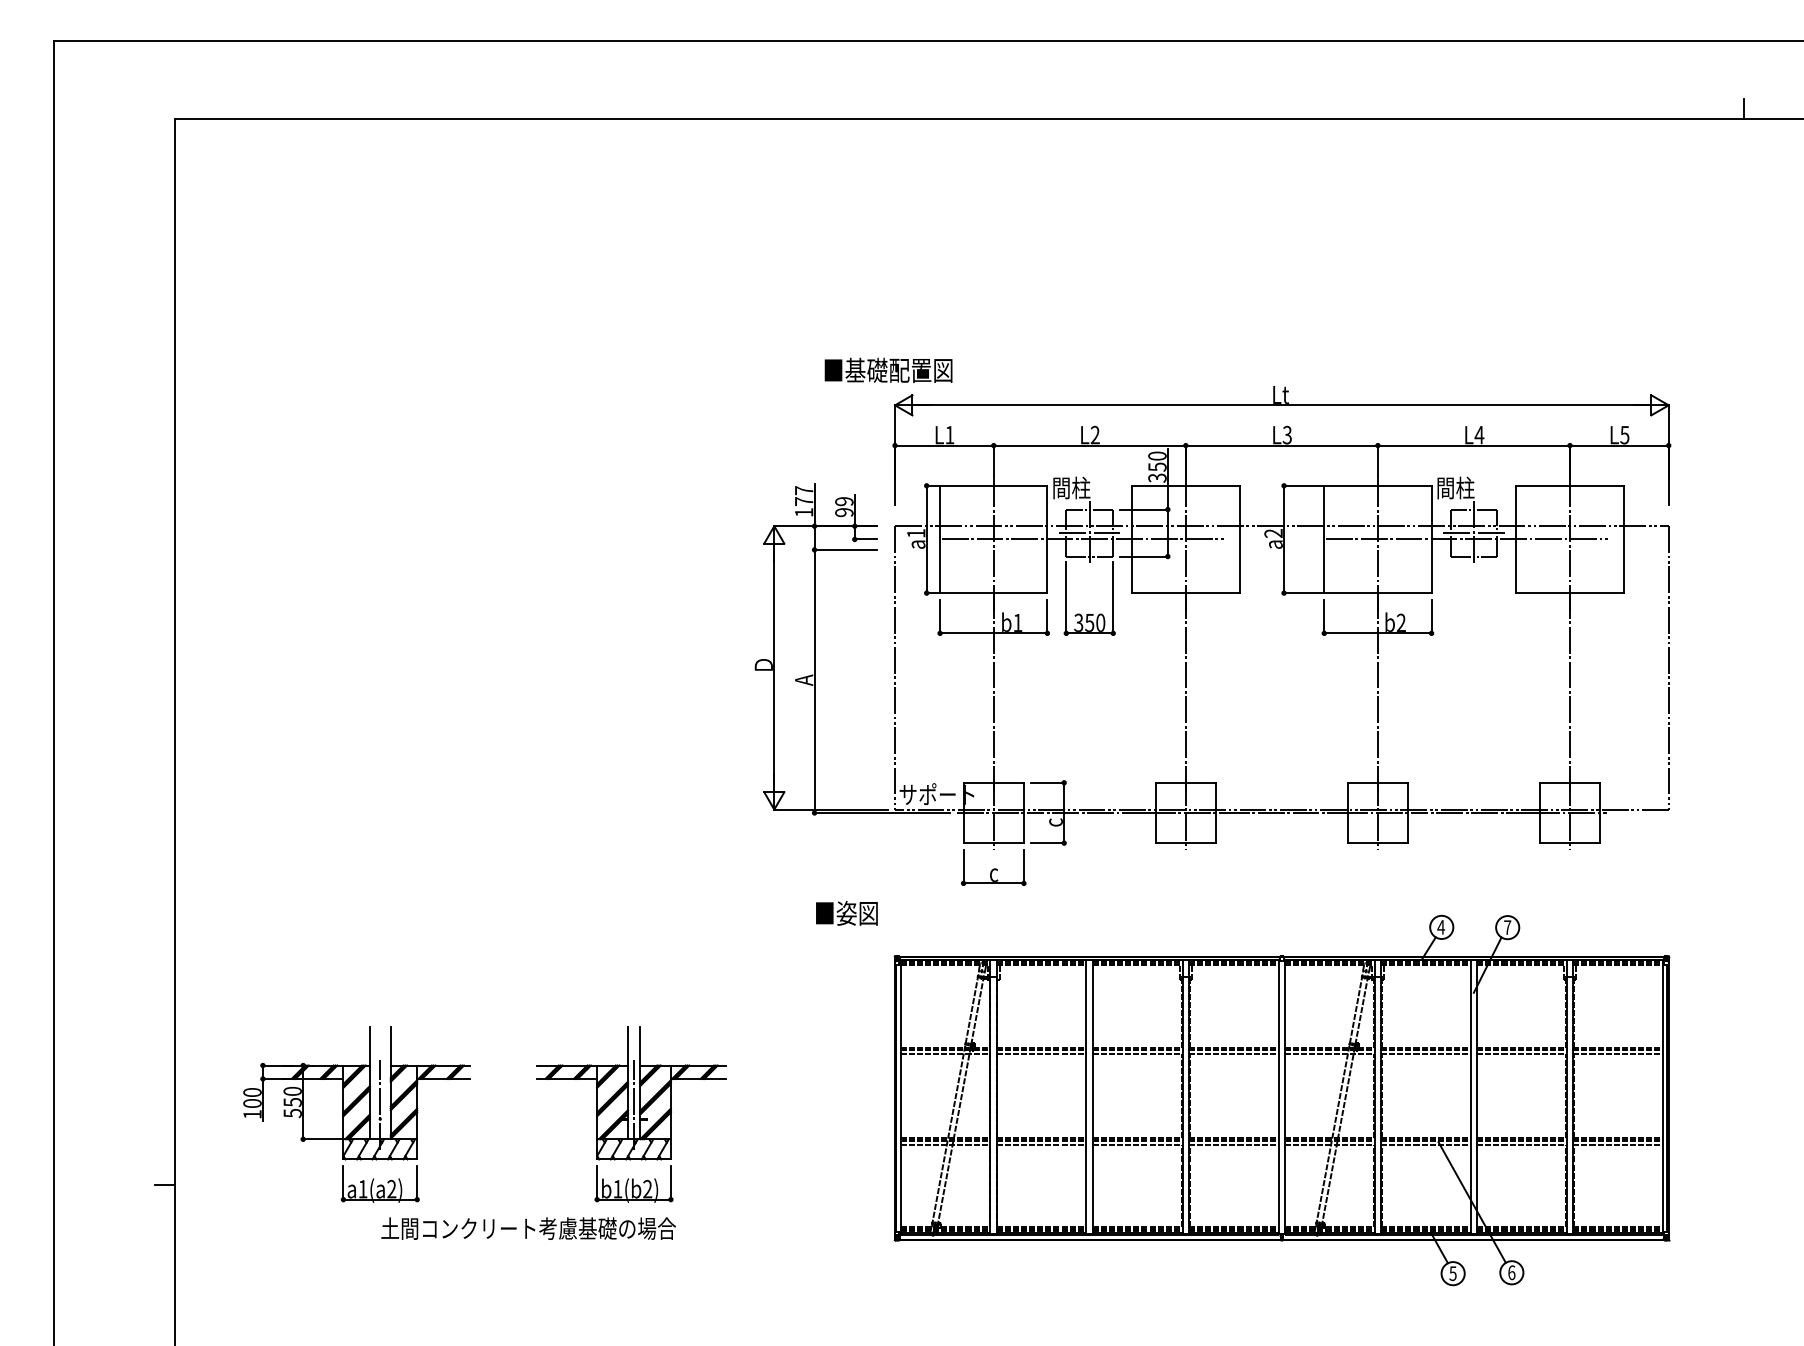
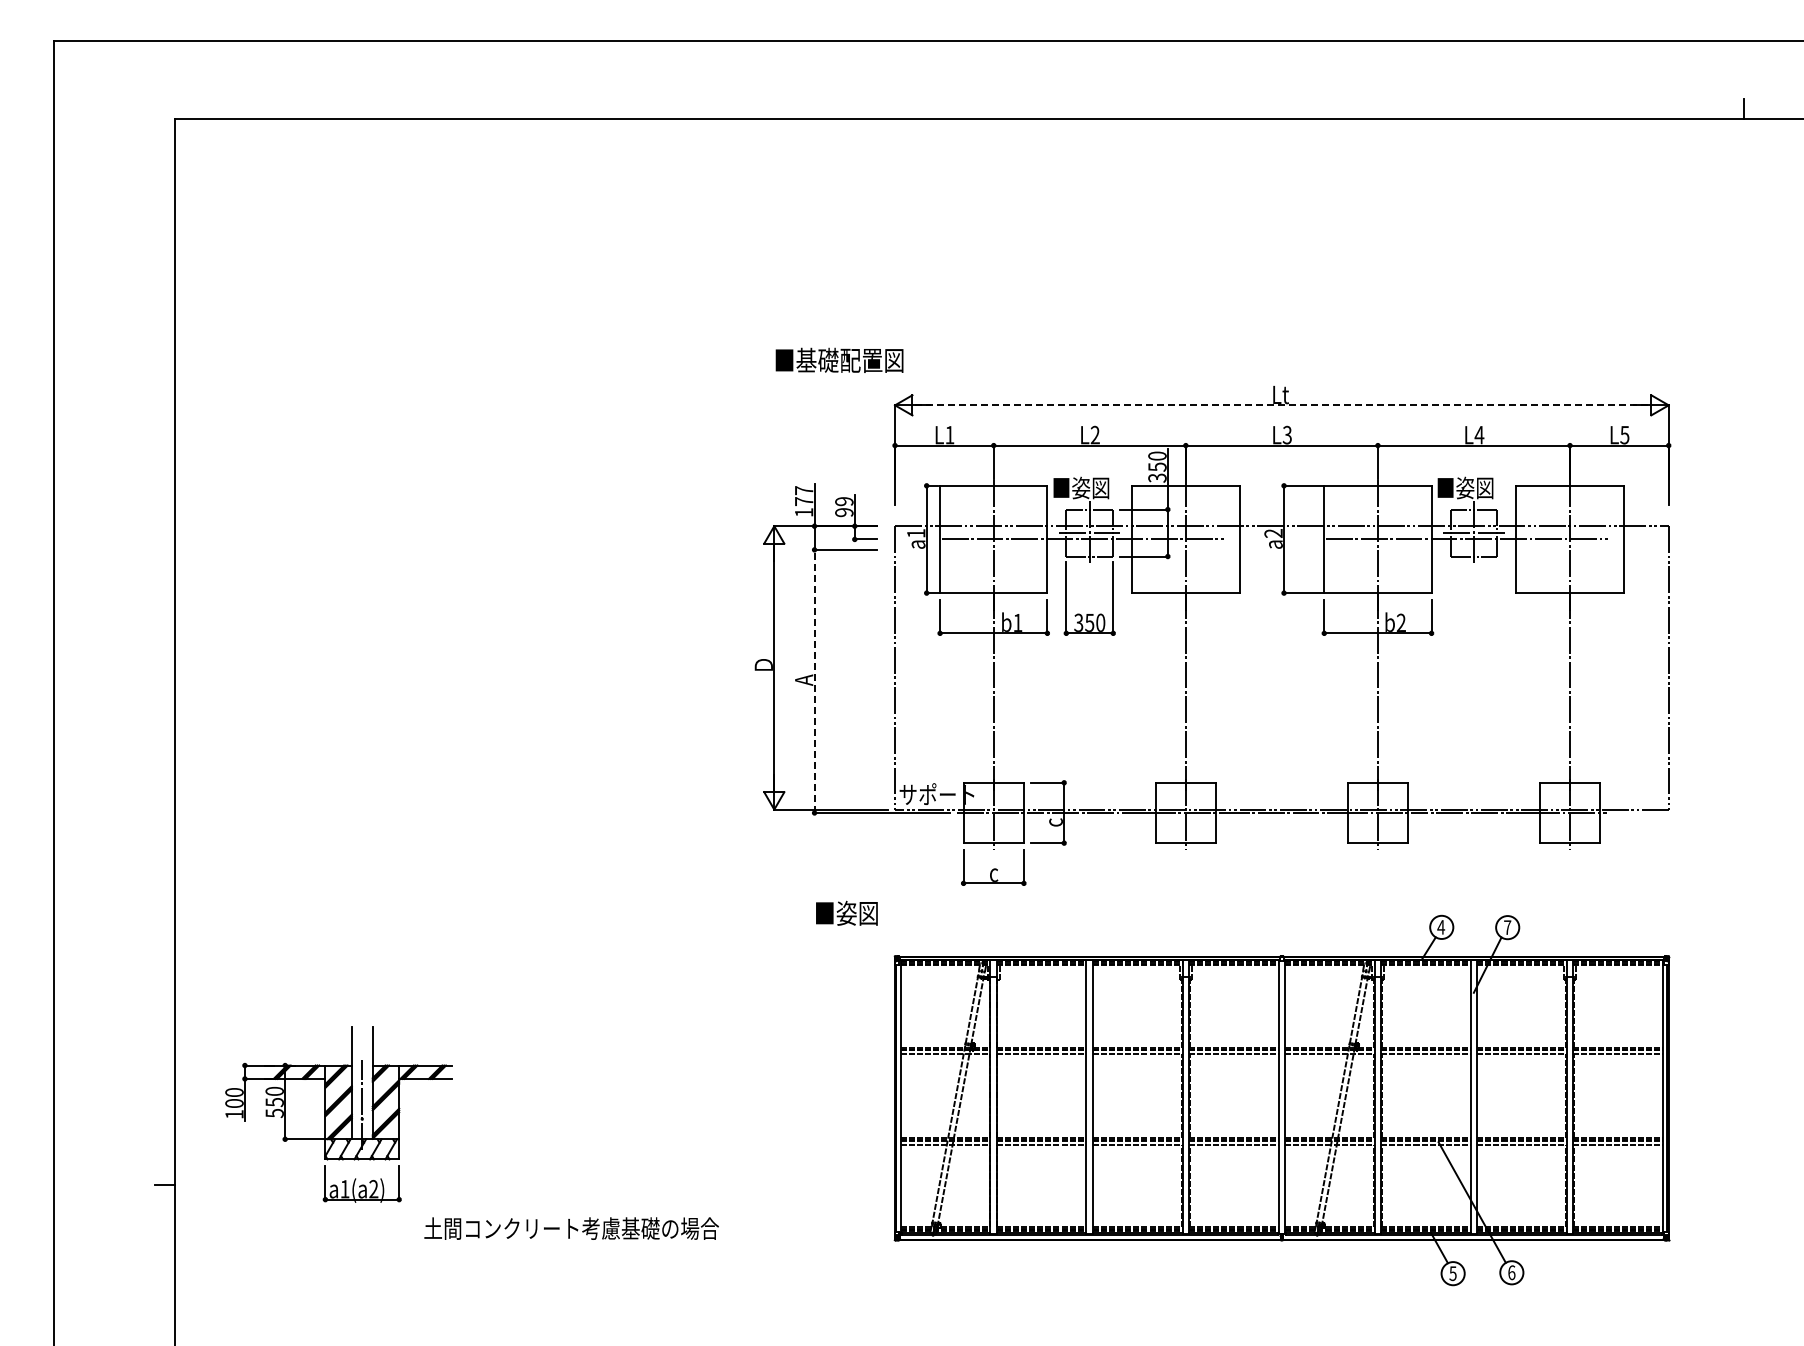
text position: (888, 369) -> (839, 359) (839, 359)
line: solid -> dashed (1281, 405)
text: 間柱 -> ■姿図 (1081, 487)
text: 間柱 -> ■姿図 (1465, 487)
line: solid -> dashed (814, 681)
part position: (356, 1114) -> (338, 1114) (338, 1114)
part: present -> none (631, 1114)
text position: (528, 1228) -> (571, 1228) (571, 1228)
